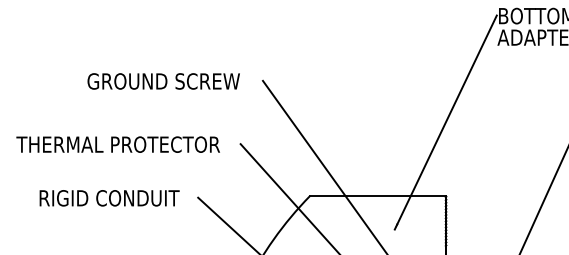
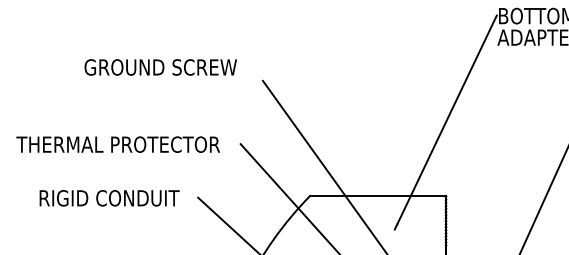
text position: (163, 81) -> (160, 67) (160, 67)
